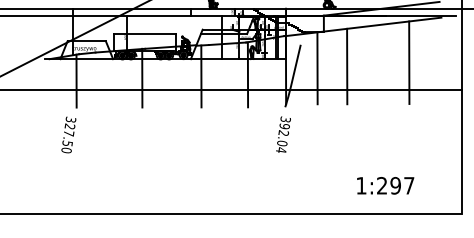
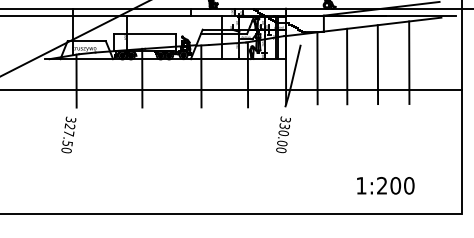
line: none -> present (377, 64)
text: 392.04 -> 330.00 (282, 138)
text: 1:297 -> 1:200 (402, 185)
